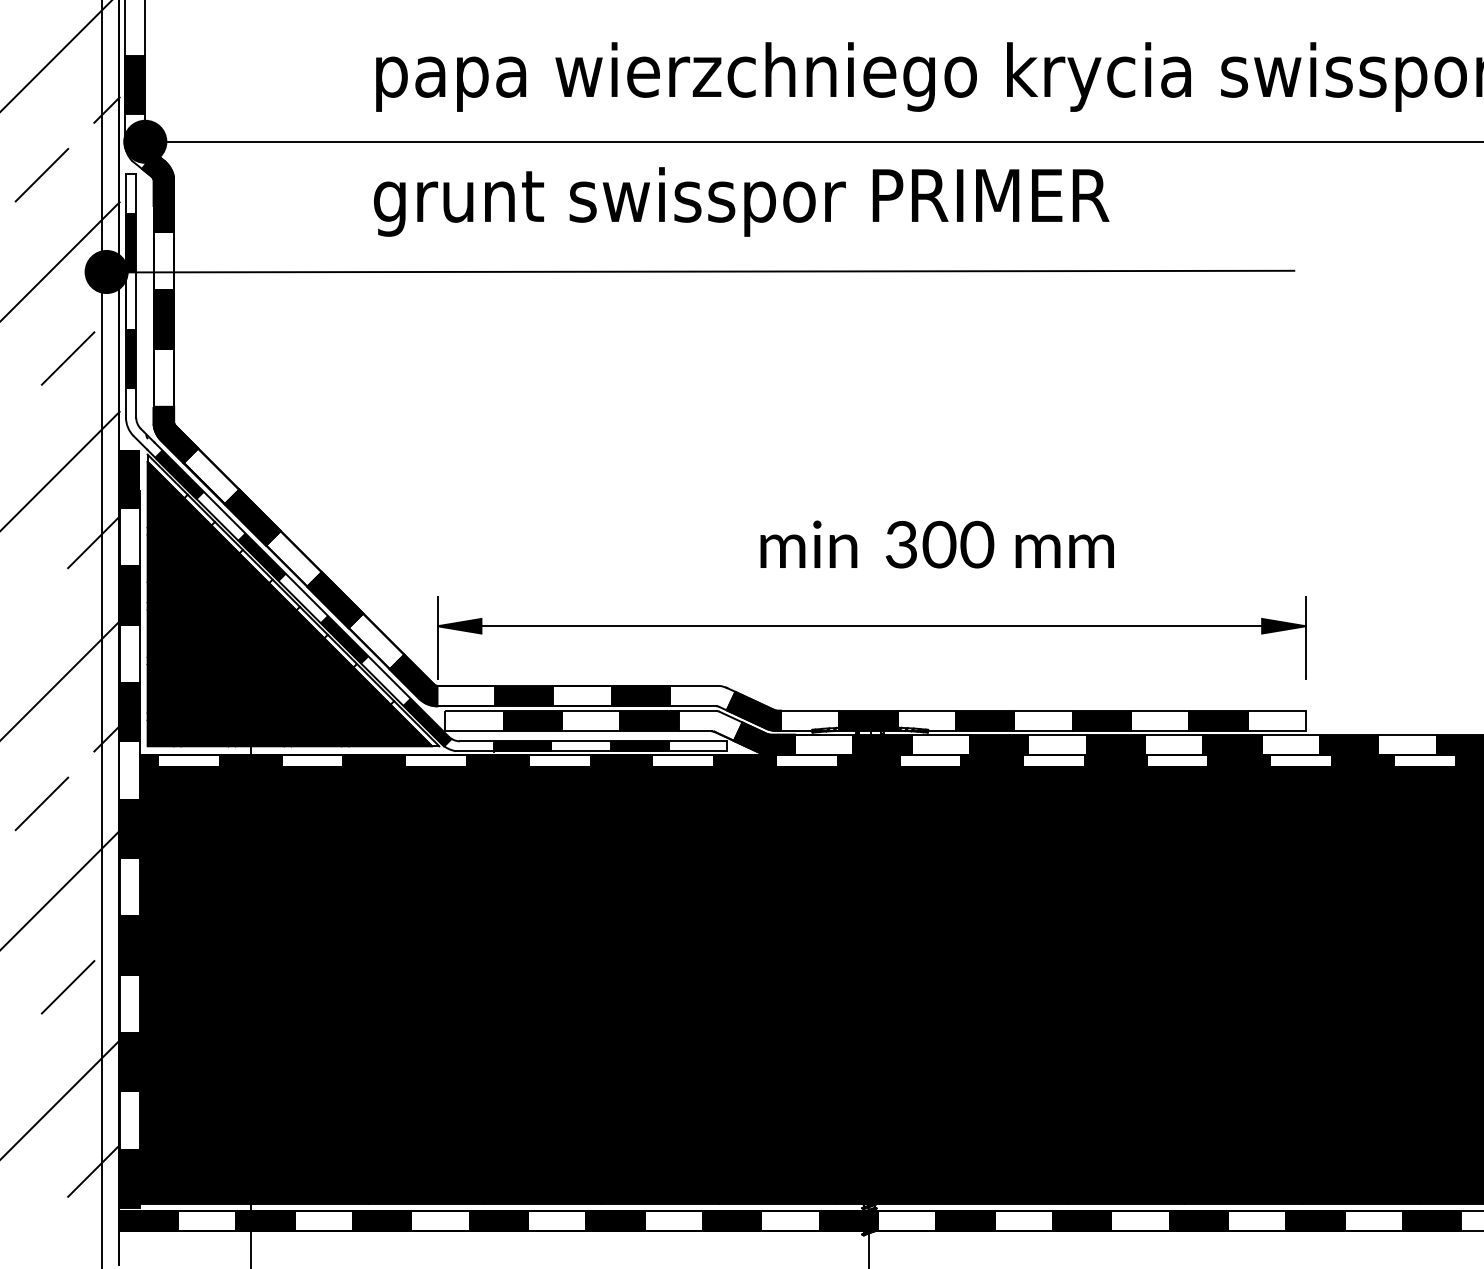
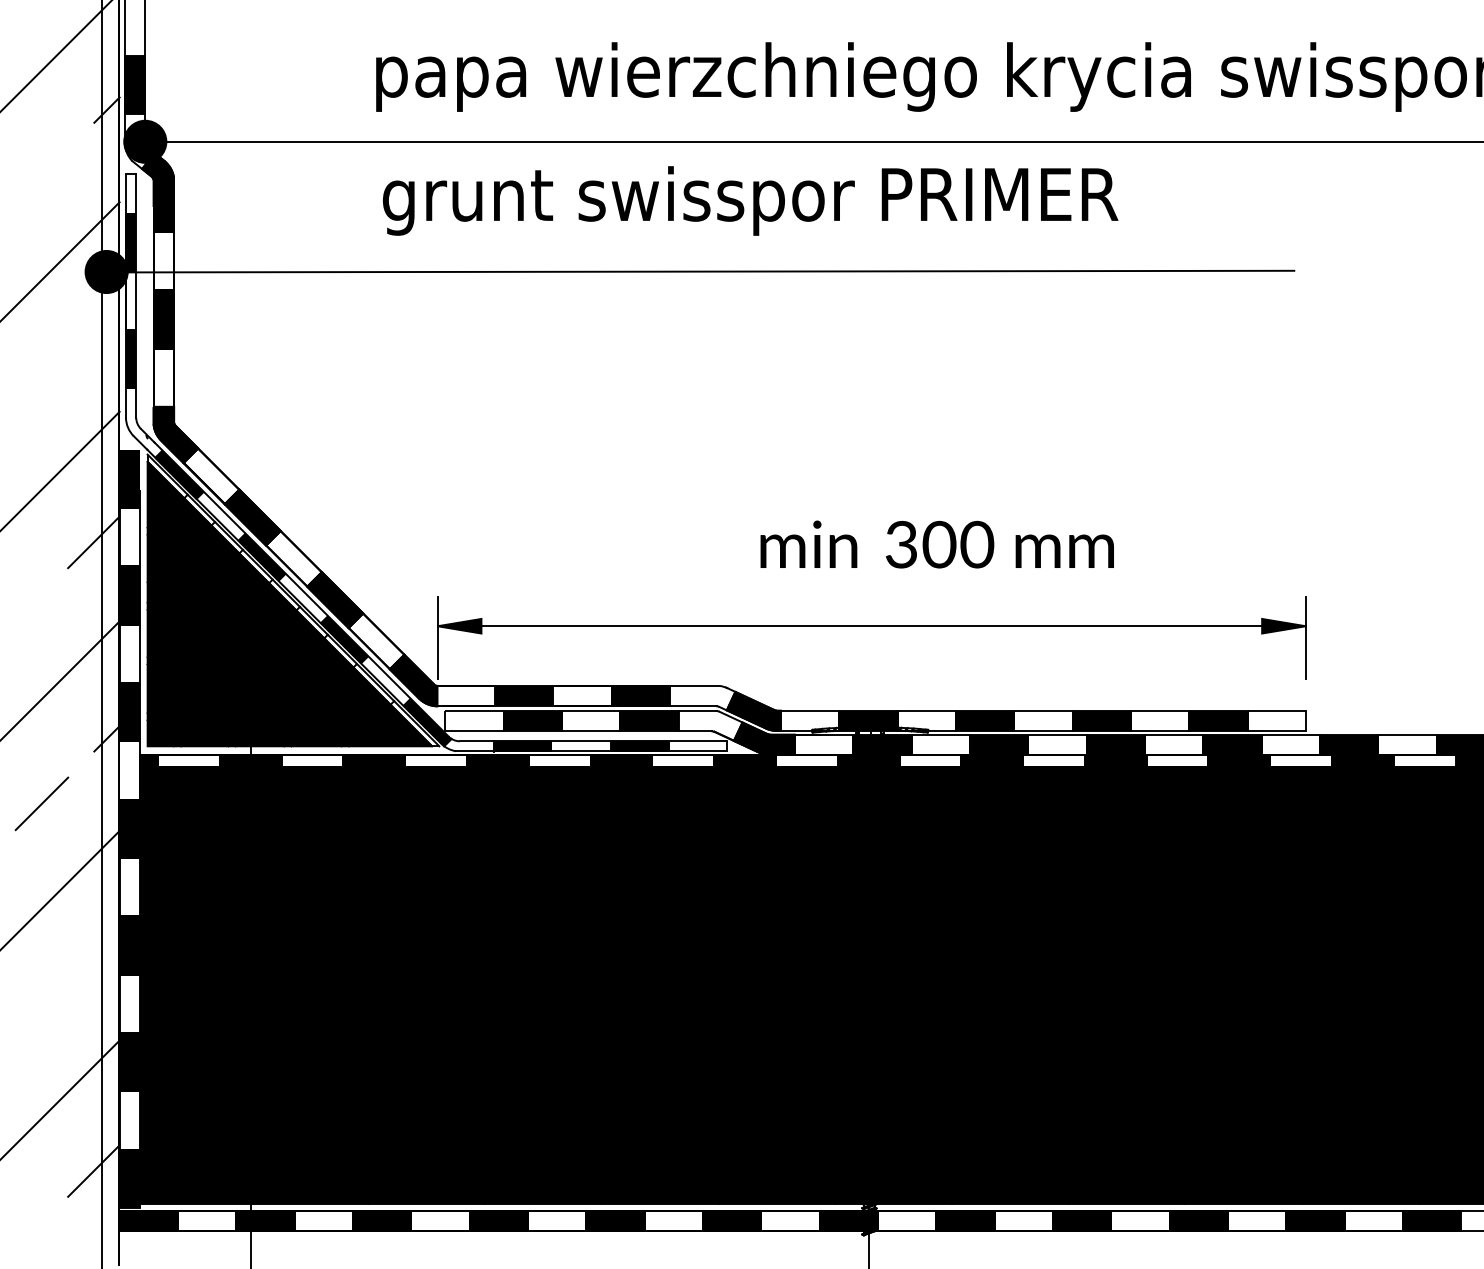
line: present -> none (41, 175)
text position: (741, 201) -> (750, 200) (750, 200)
line: present -> none (67, 358)
line: present -> none (67, 987)
